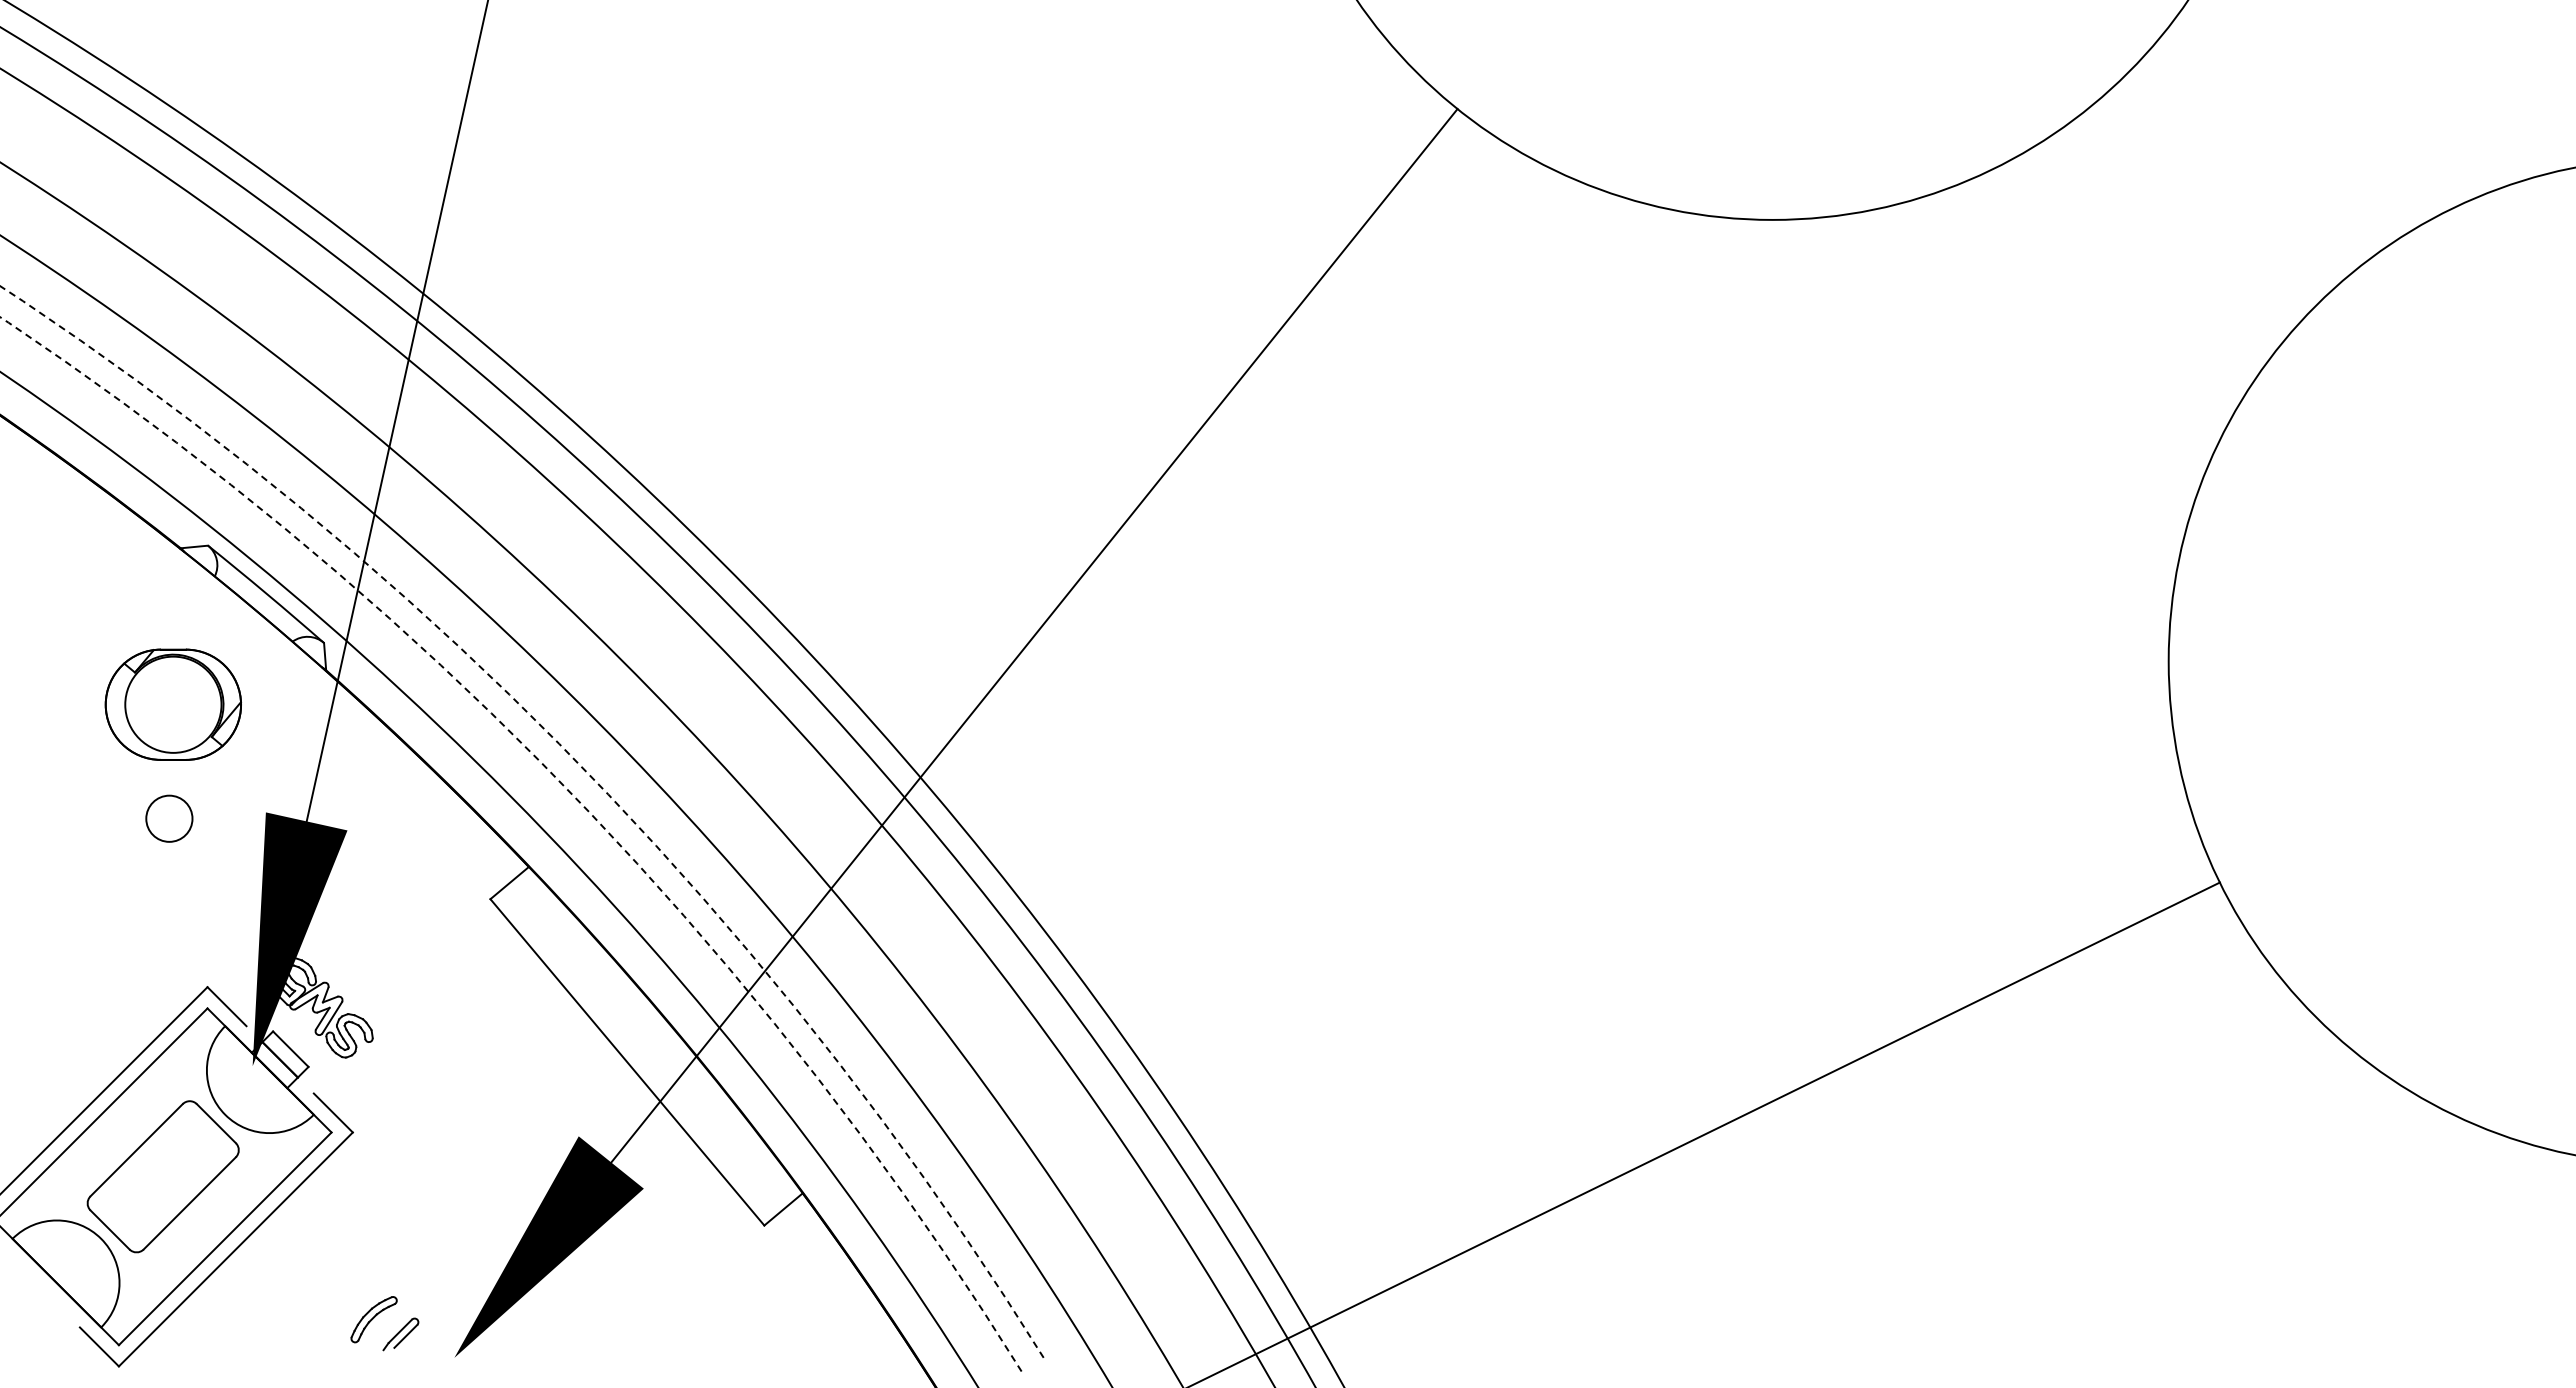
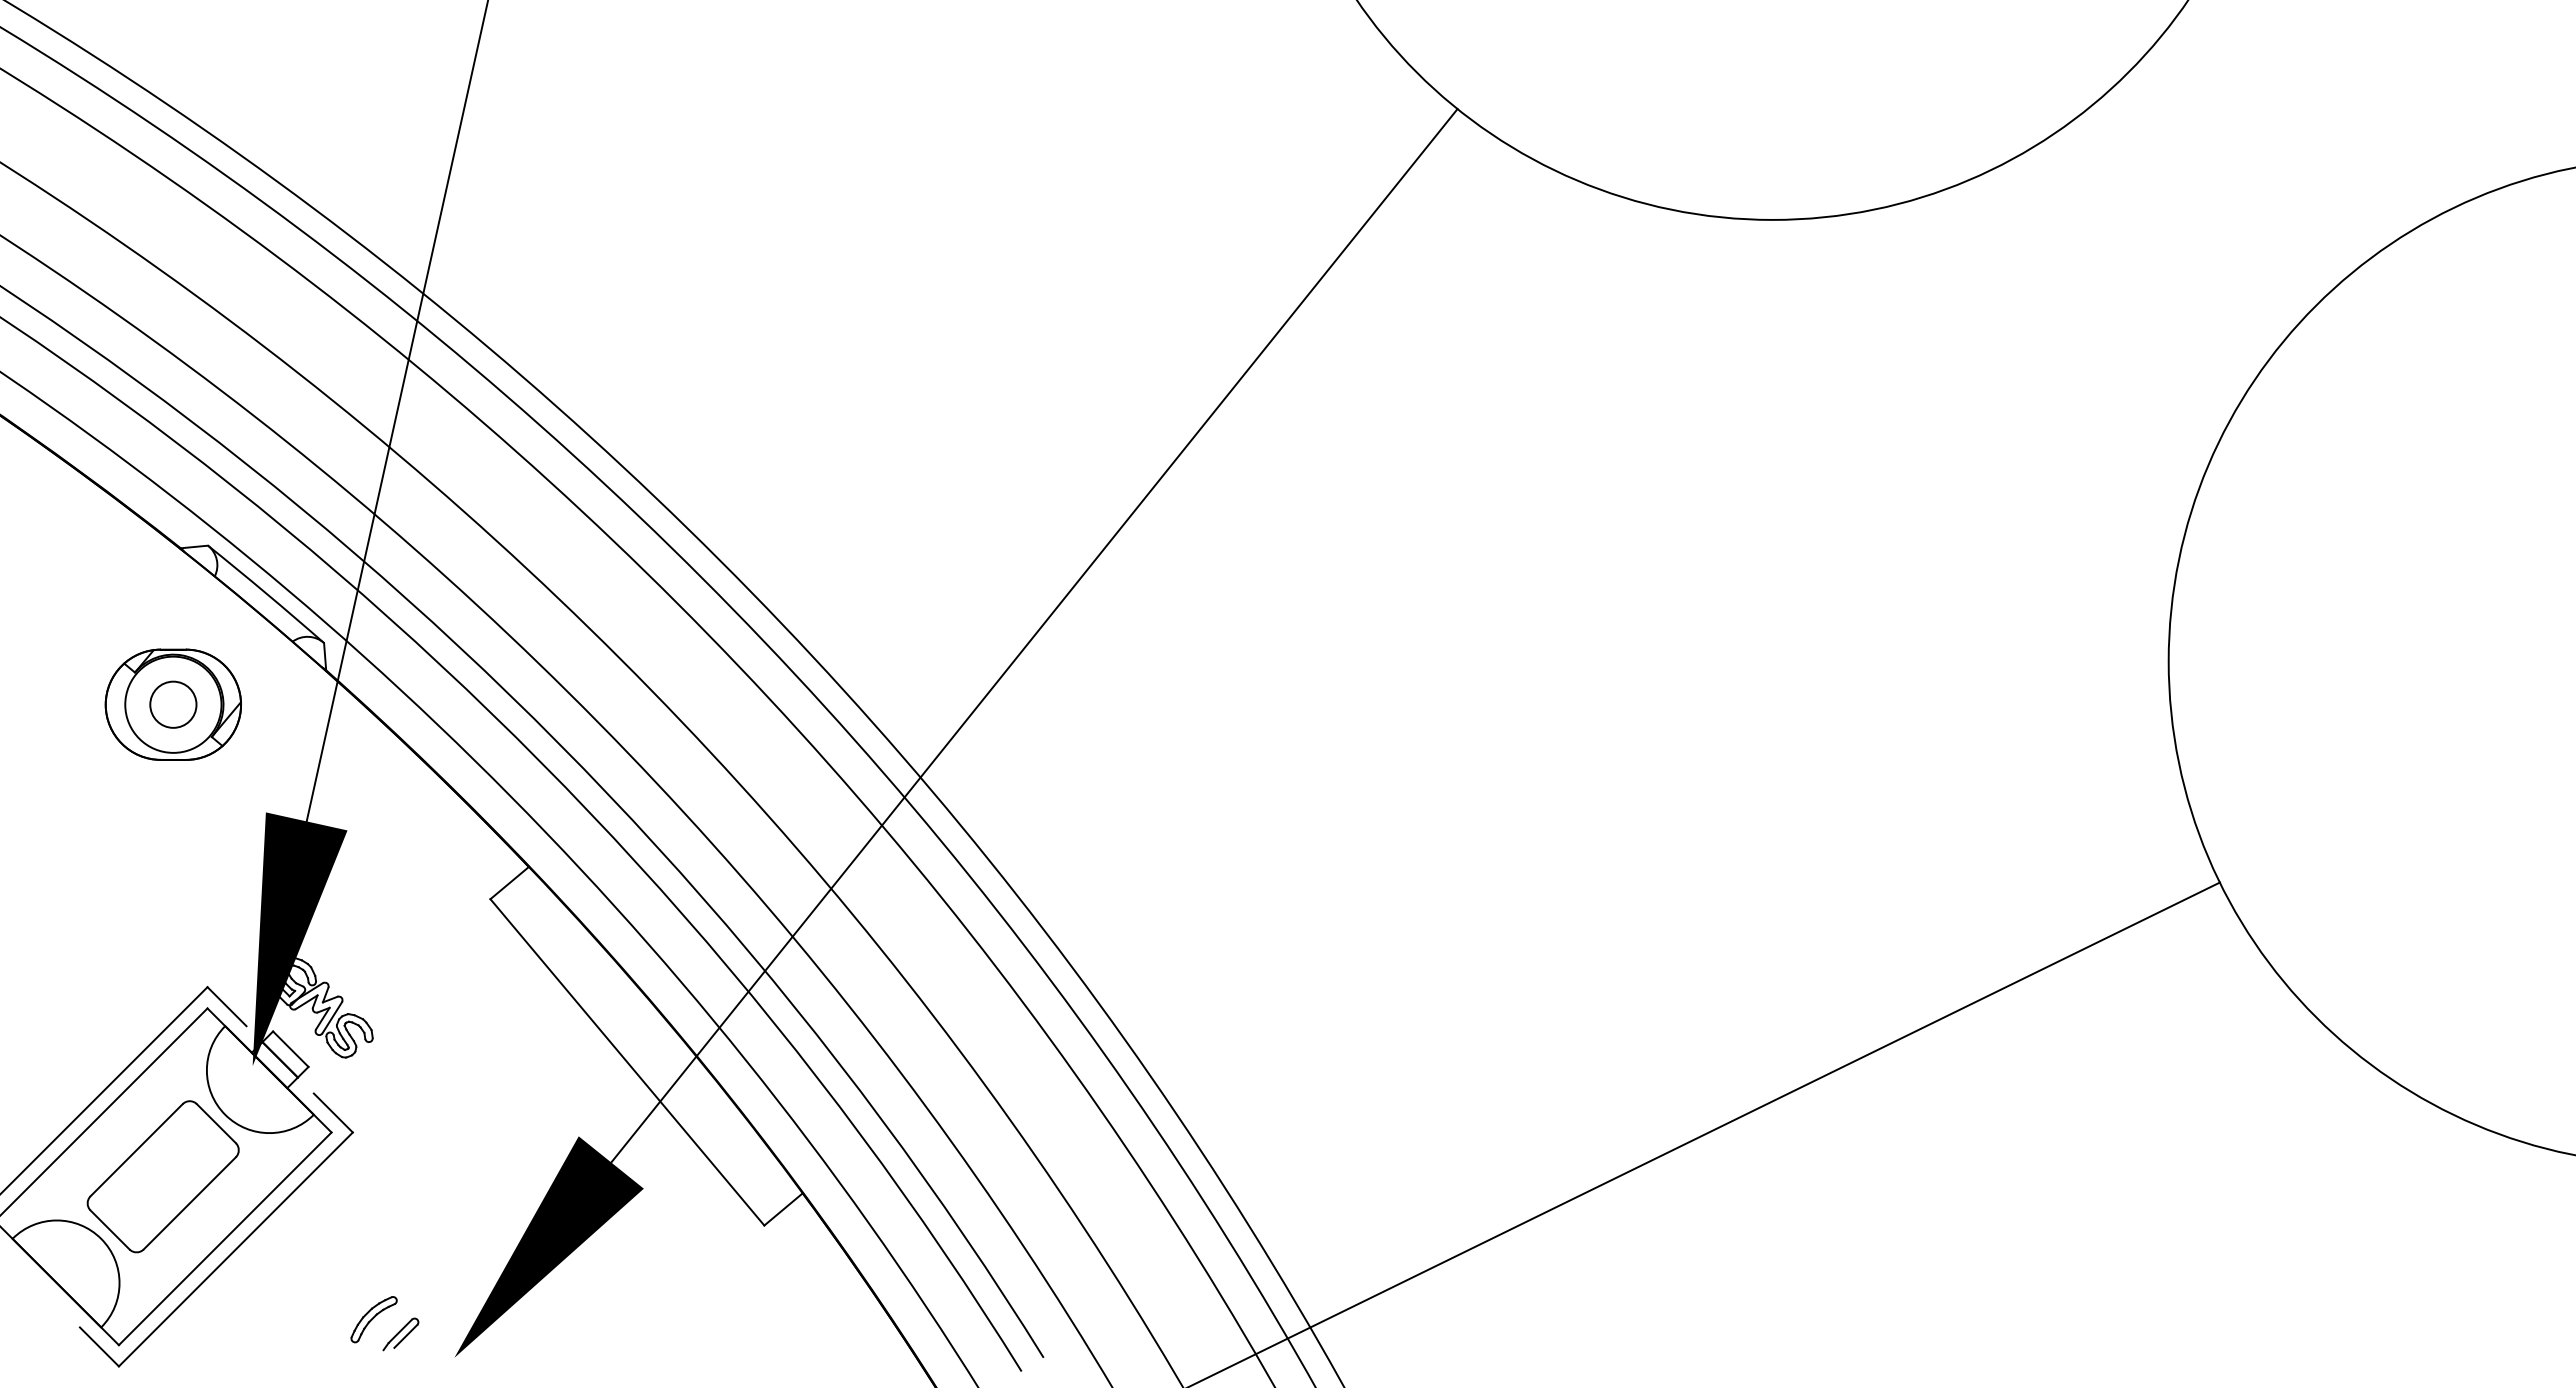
arc: dashed -> solid (582, 767)
arc: dashed -> solid (568, 790)
circle position: (169, 818) -> (173, 704) (173, 704)
